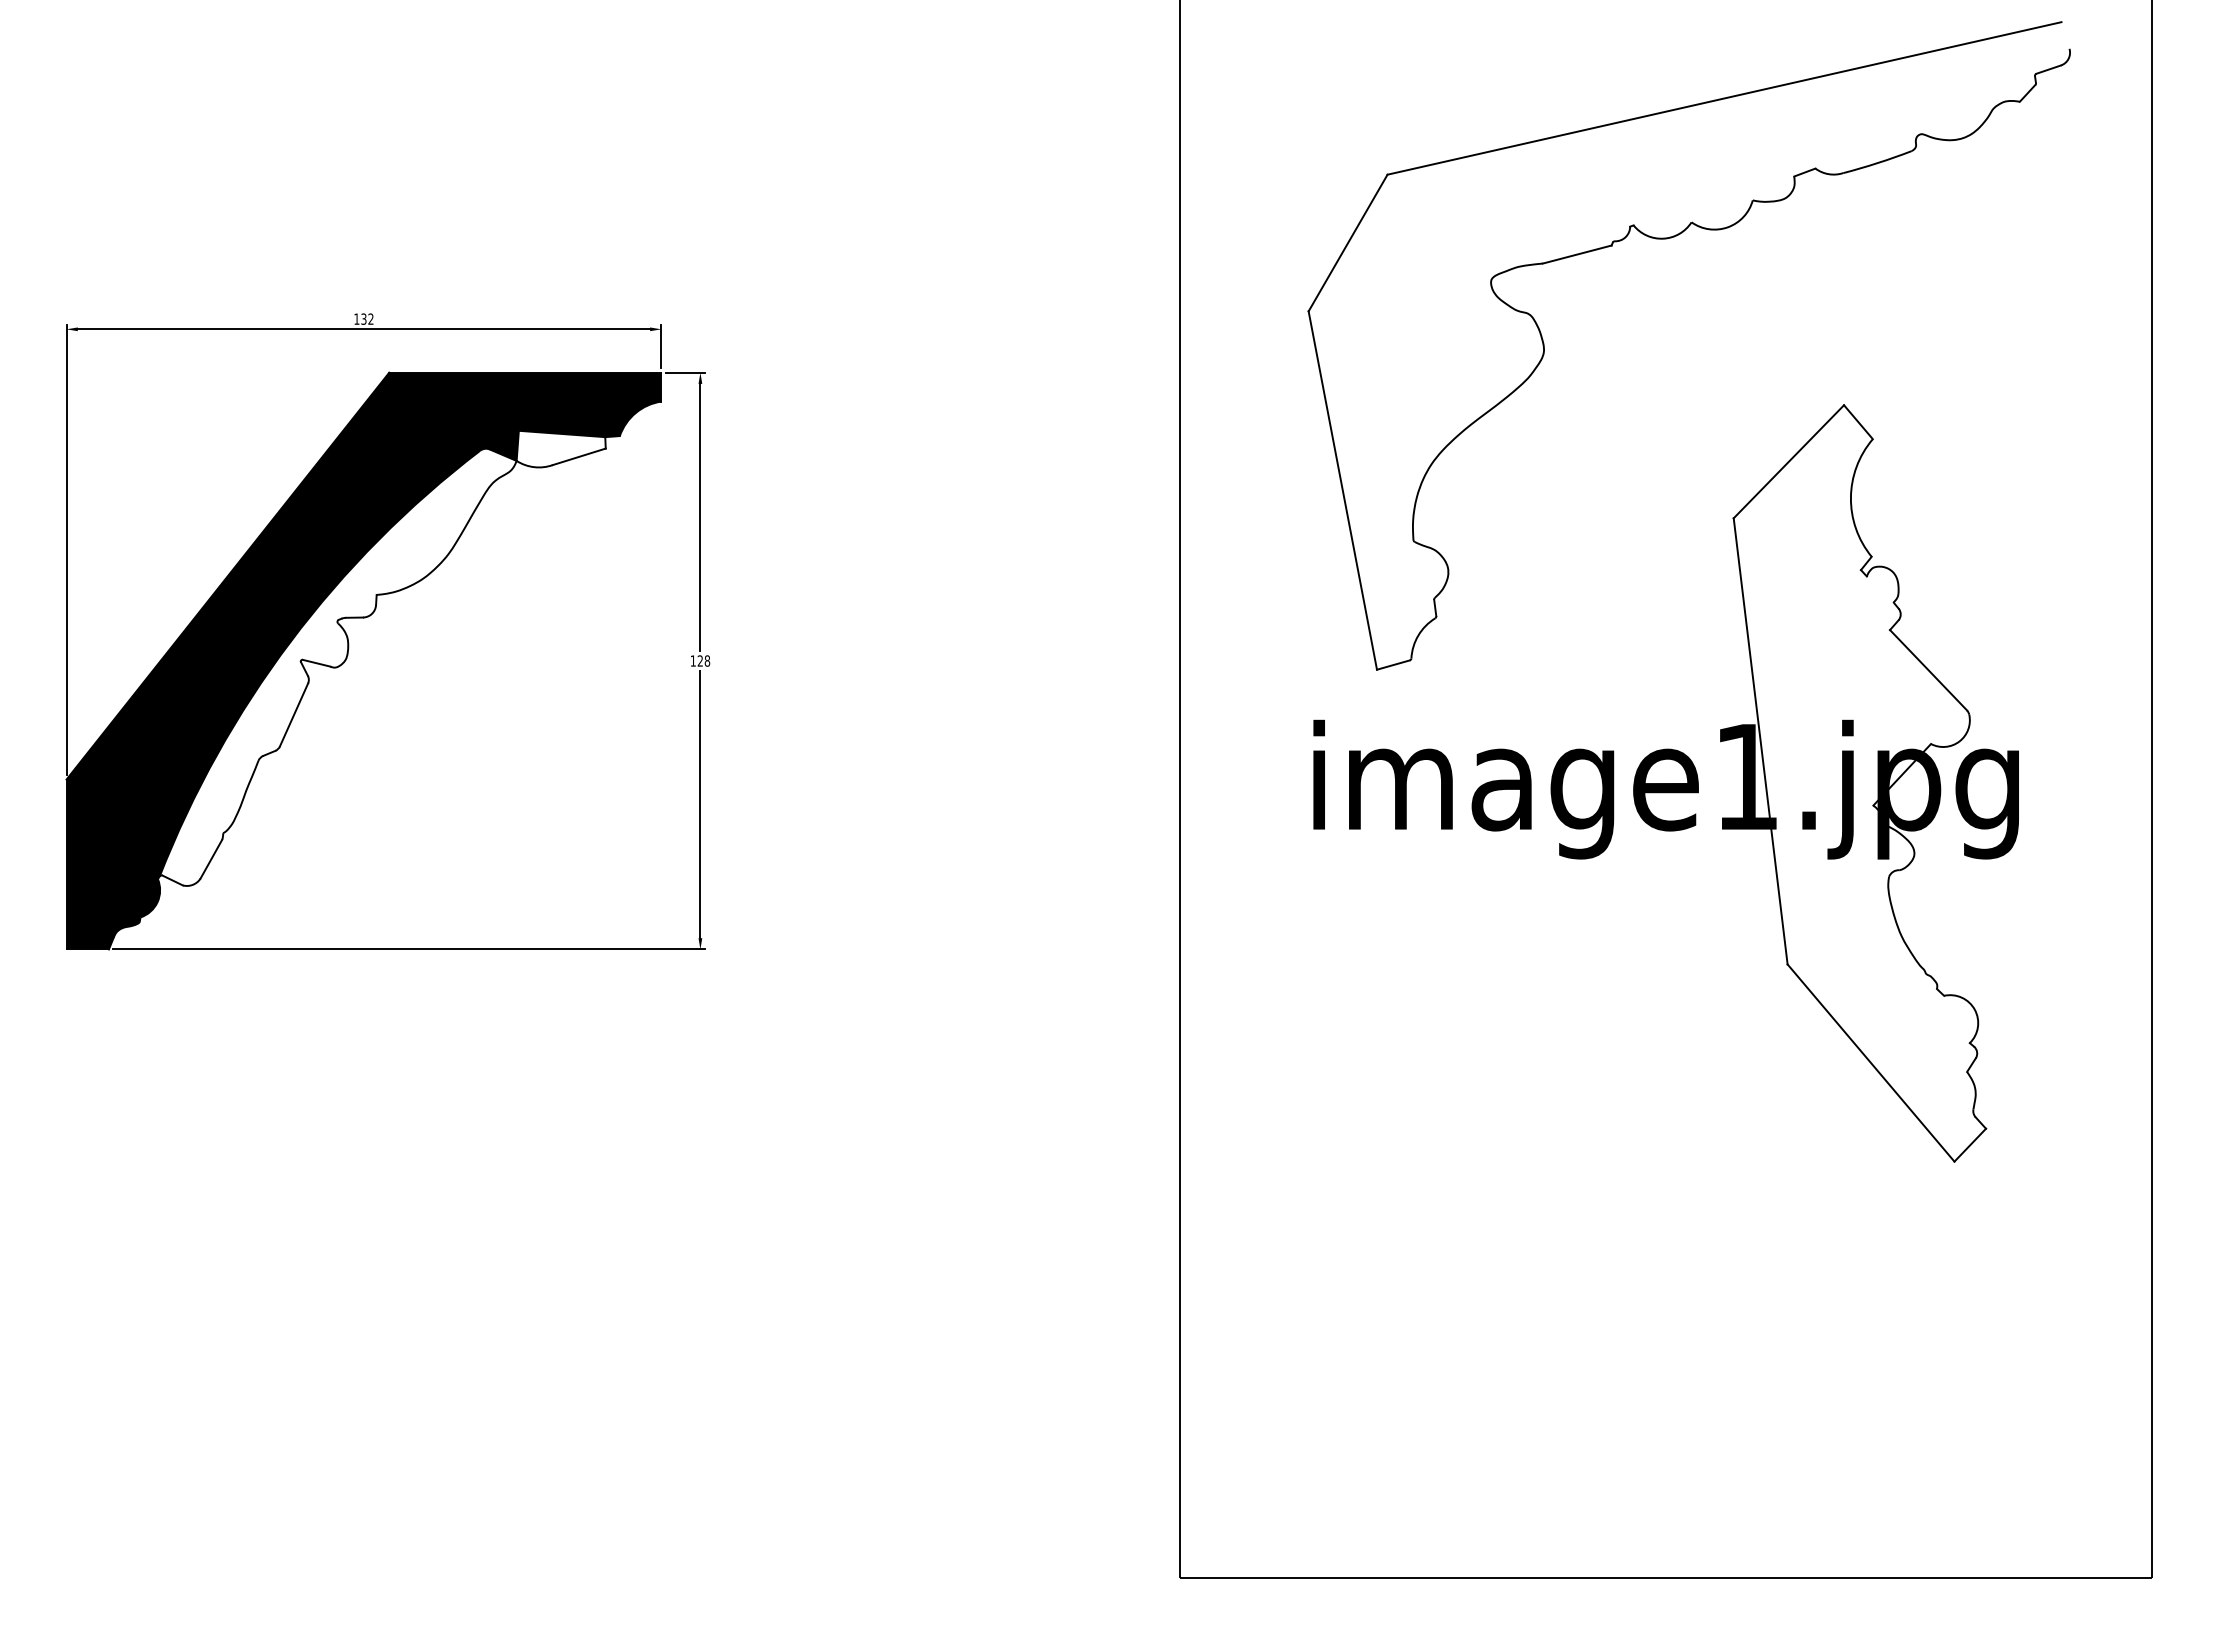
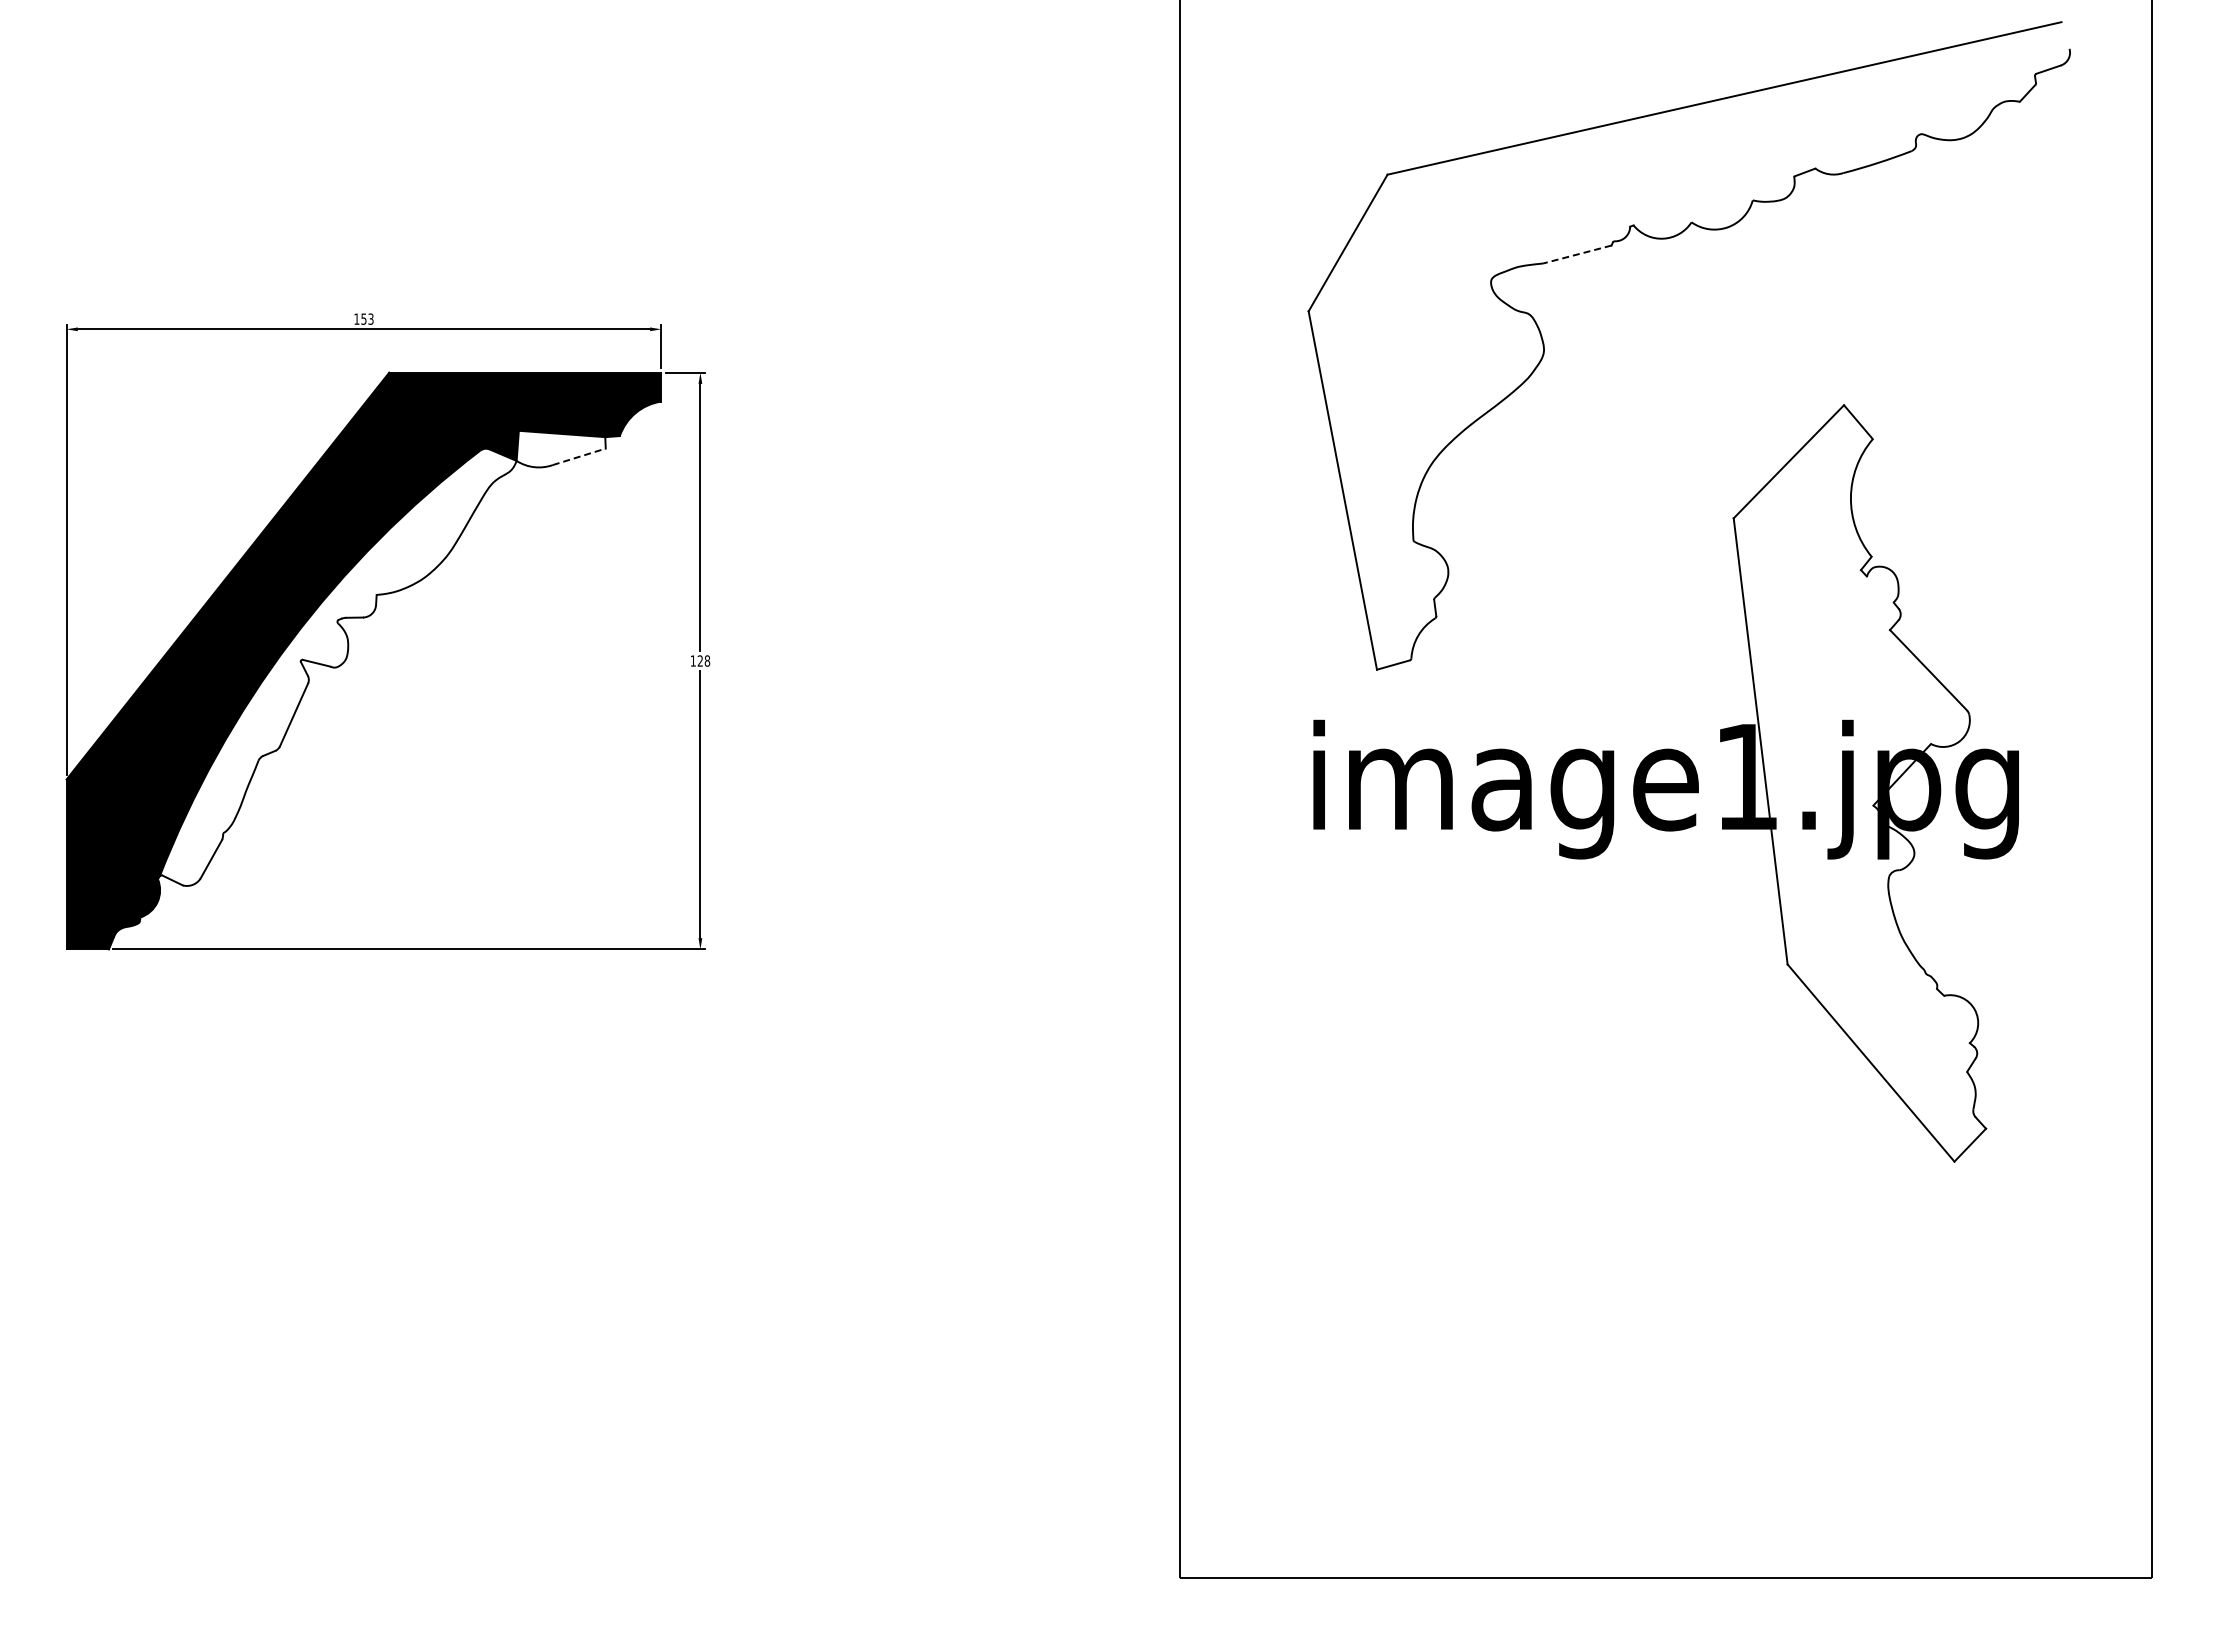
line: solid -> dashed (1576, 254)
text: 132 -> 153 (367, 318)
line: solid -> dashed (579, 456)
